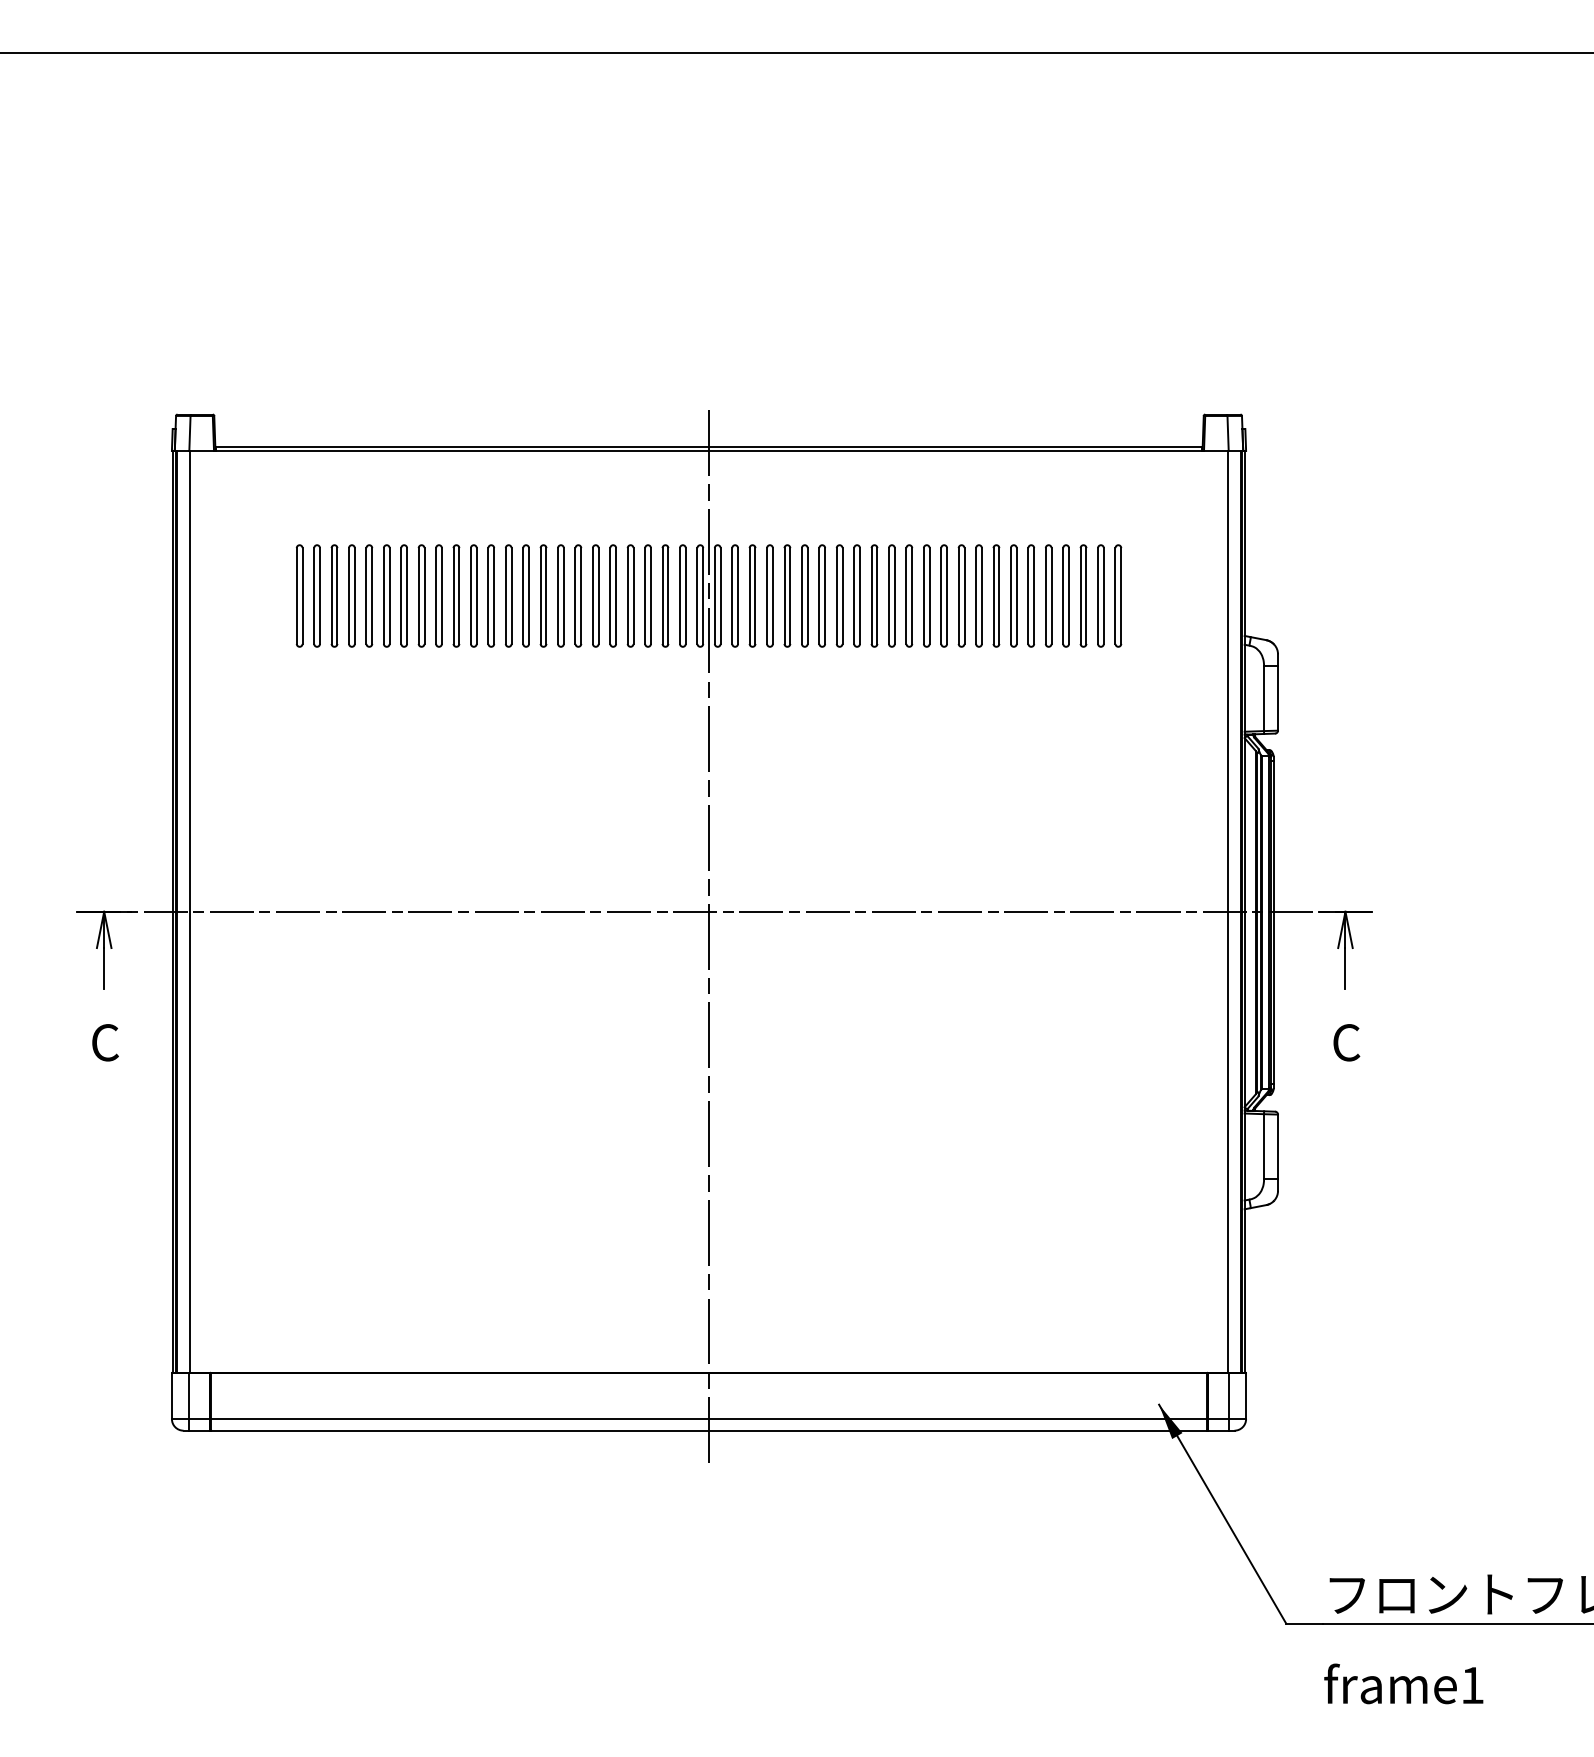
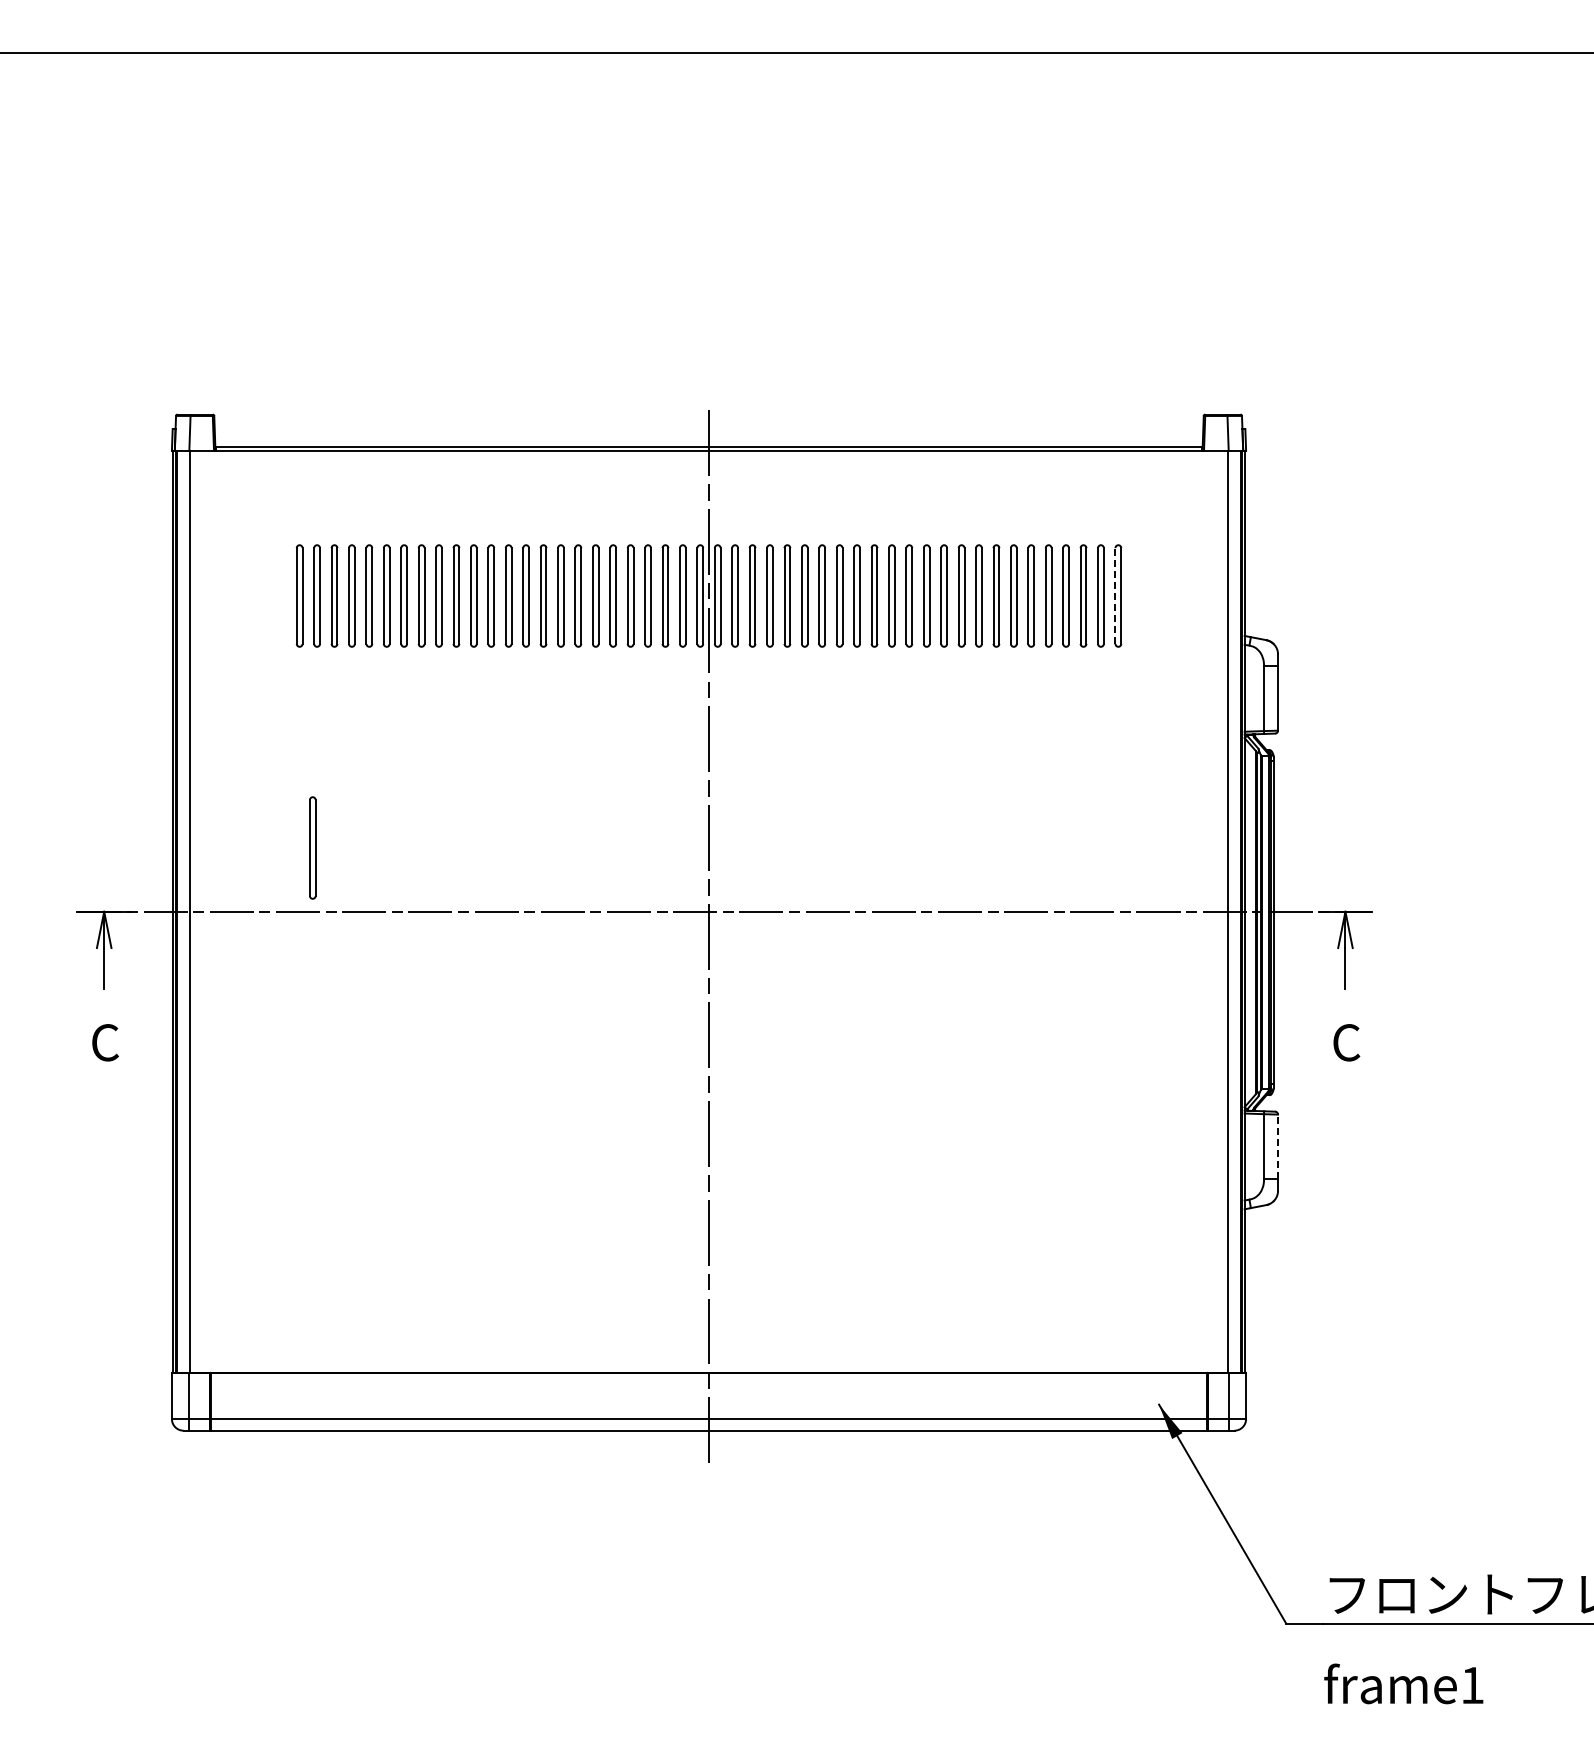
line: solid -> dashed (1115, 596)
part: none -> present (312, 847)
line: solid -> dashed (1278, 1146)
